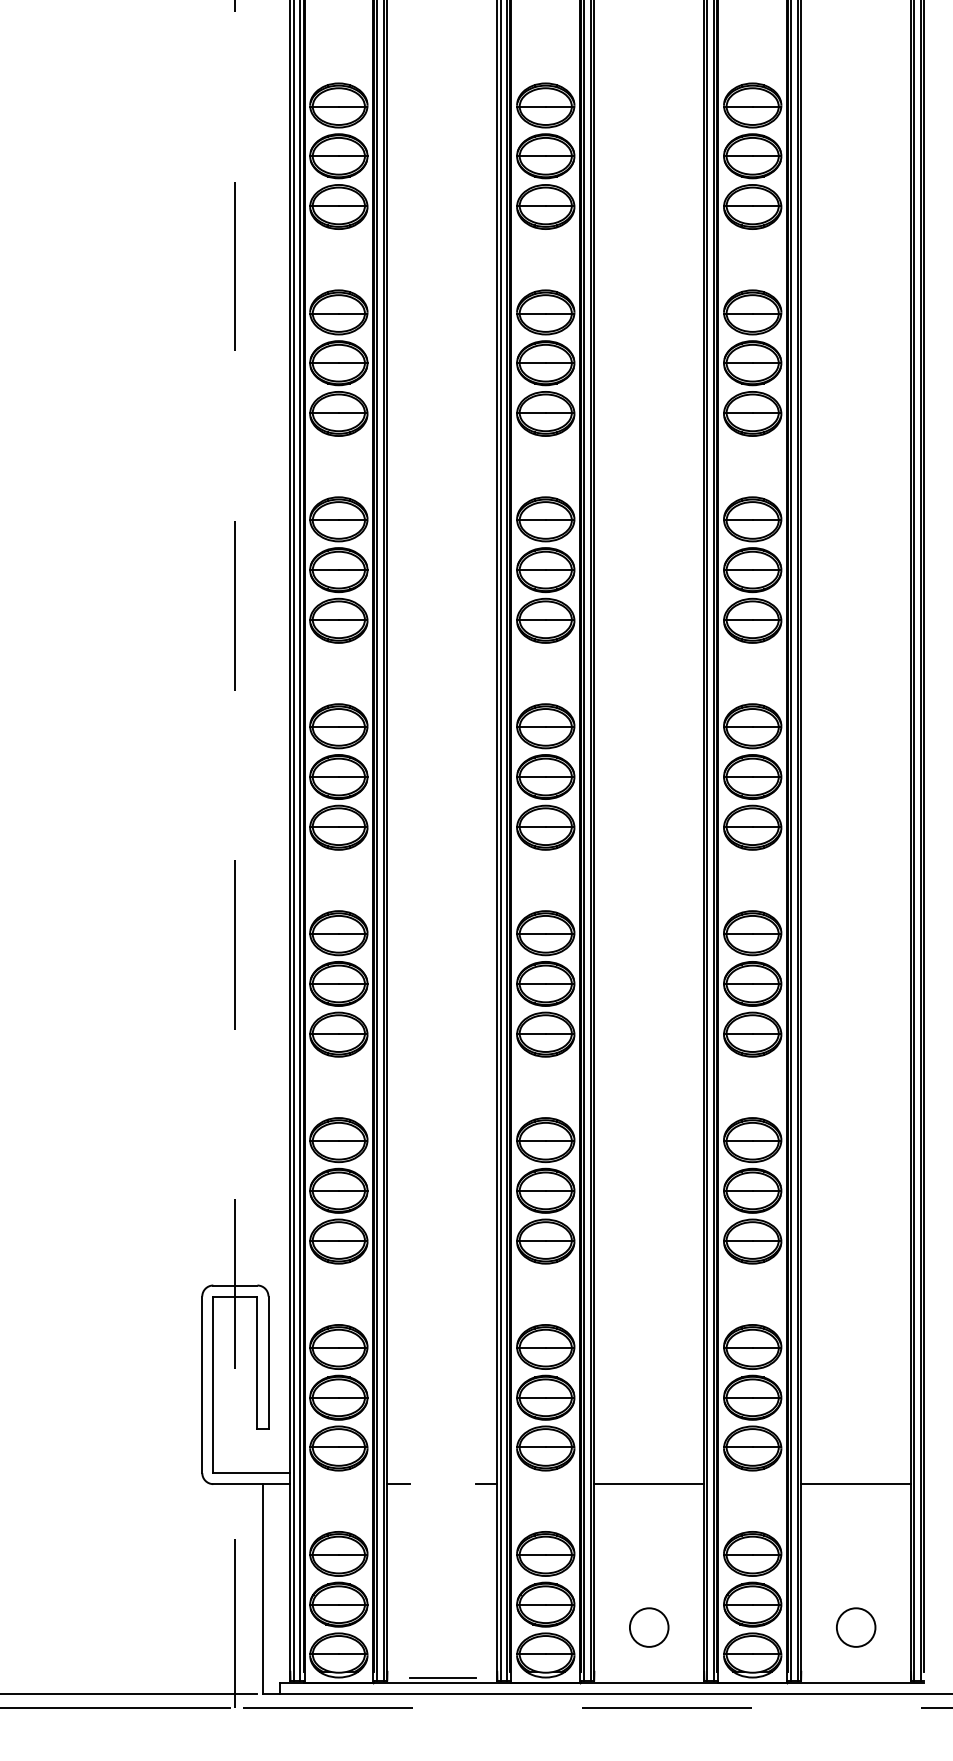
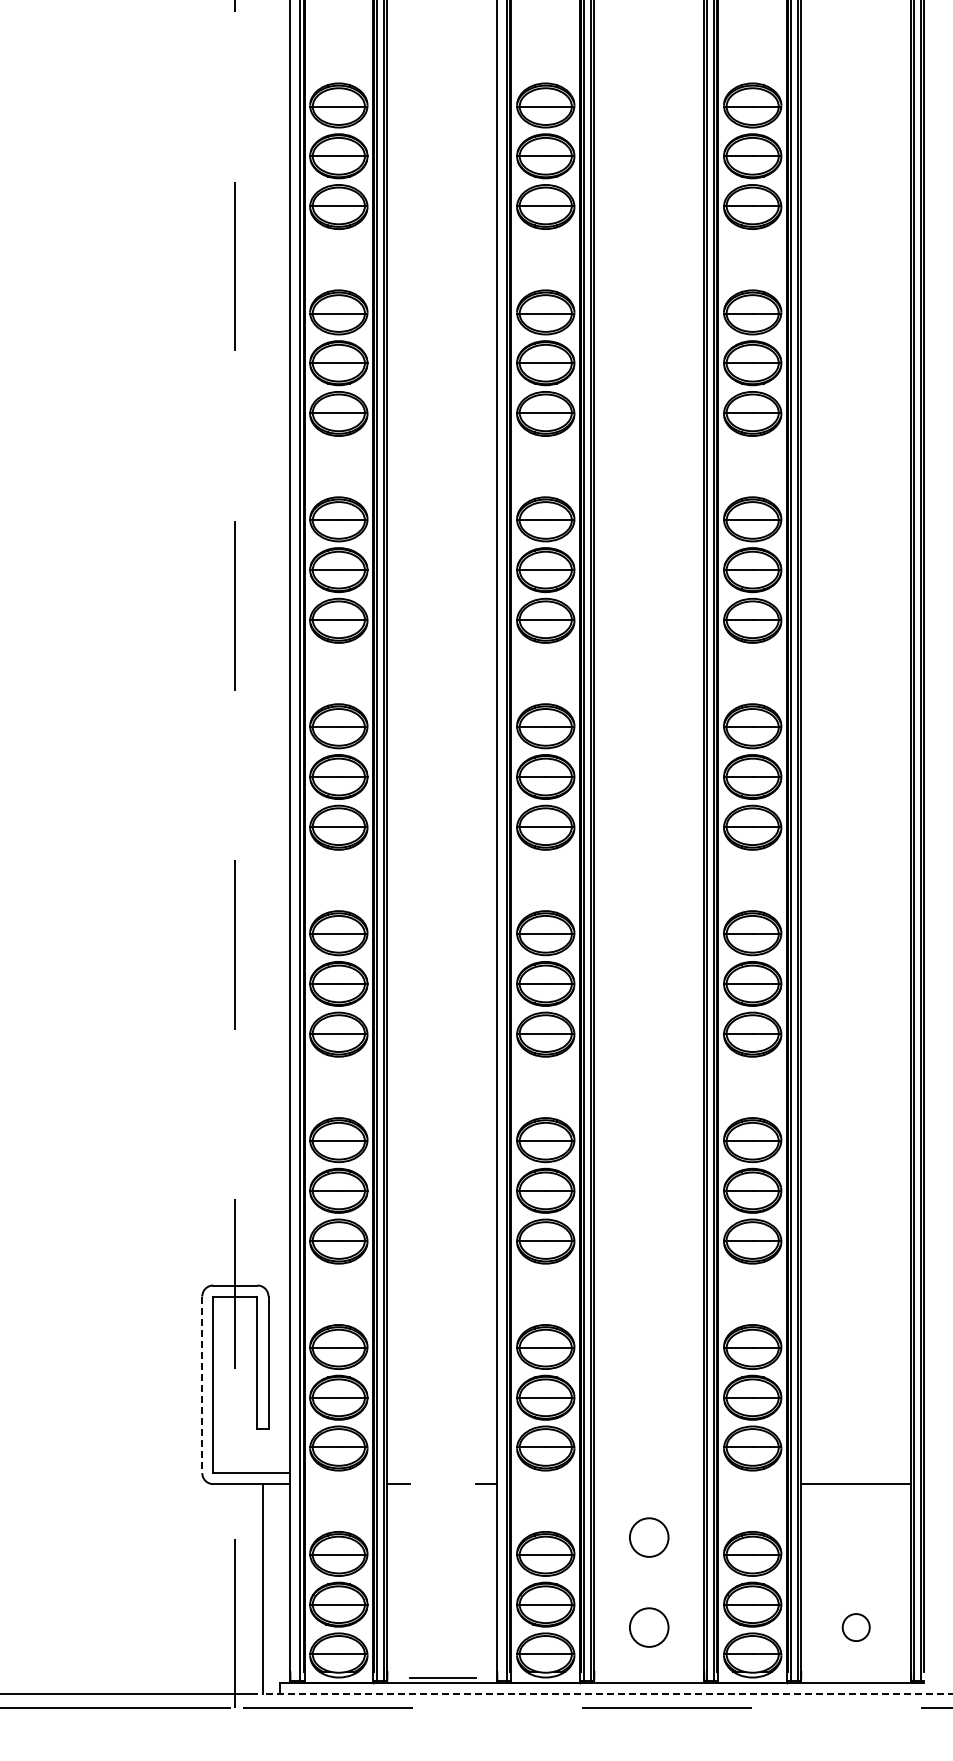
line: present -> none (293, 841)
line: present -> none (500, 841)
line: solid -> dashed (202, 1385)
line: present -> none (649, 1484)
circle: none -> present (649, 1537)
circle size: 41x41 px -> 30x29 px (855, 1627)
line: solid -> dashed (607, 1693)
